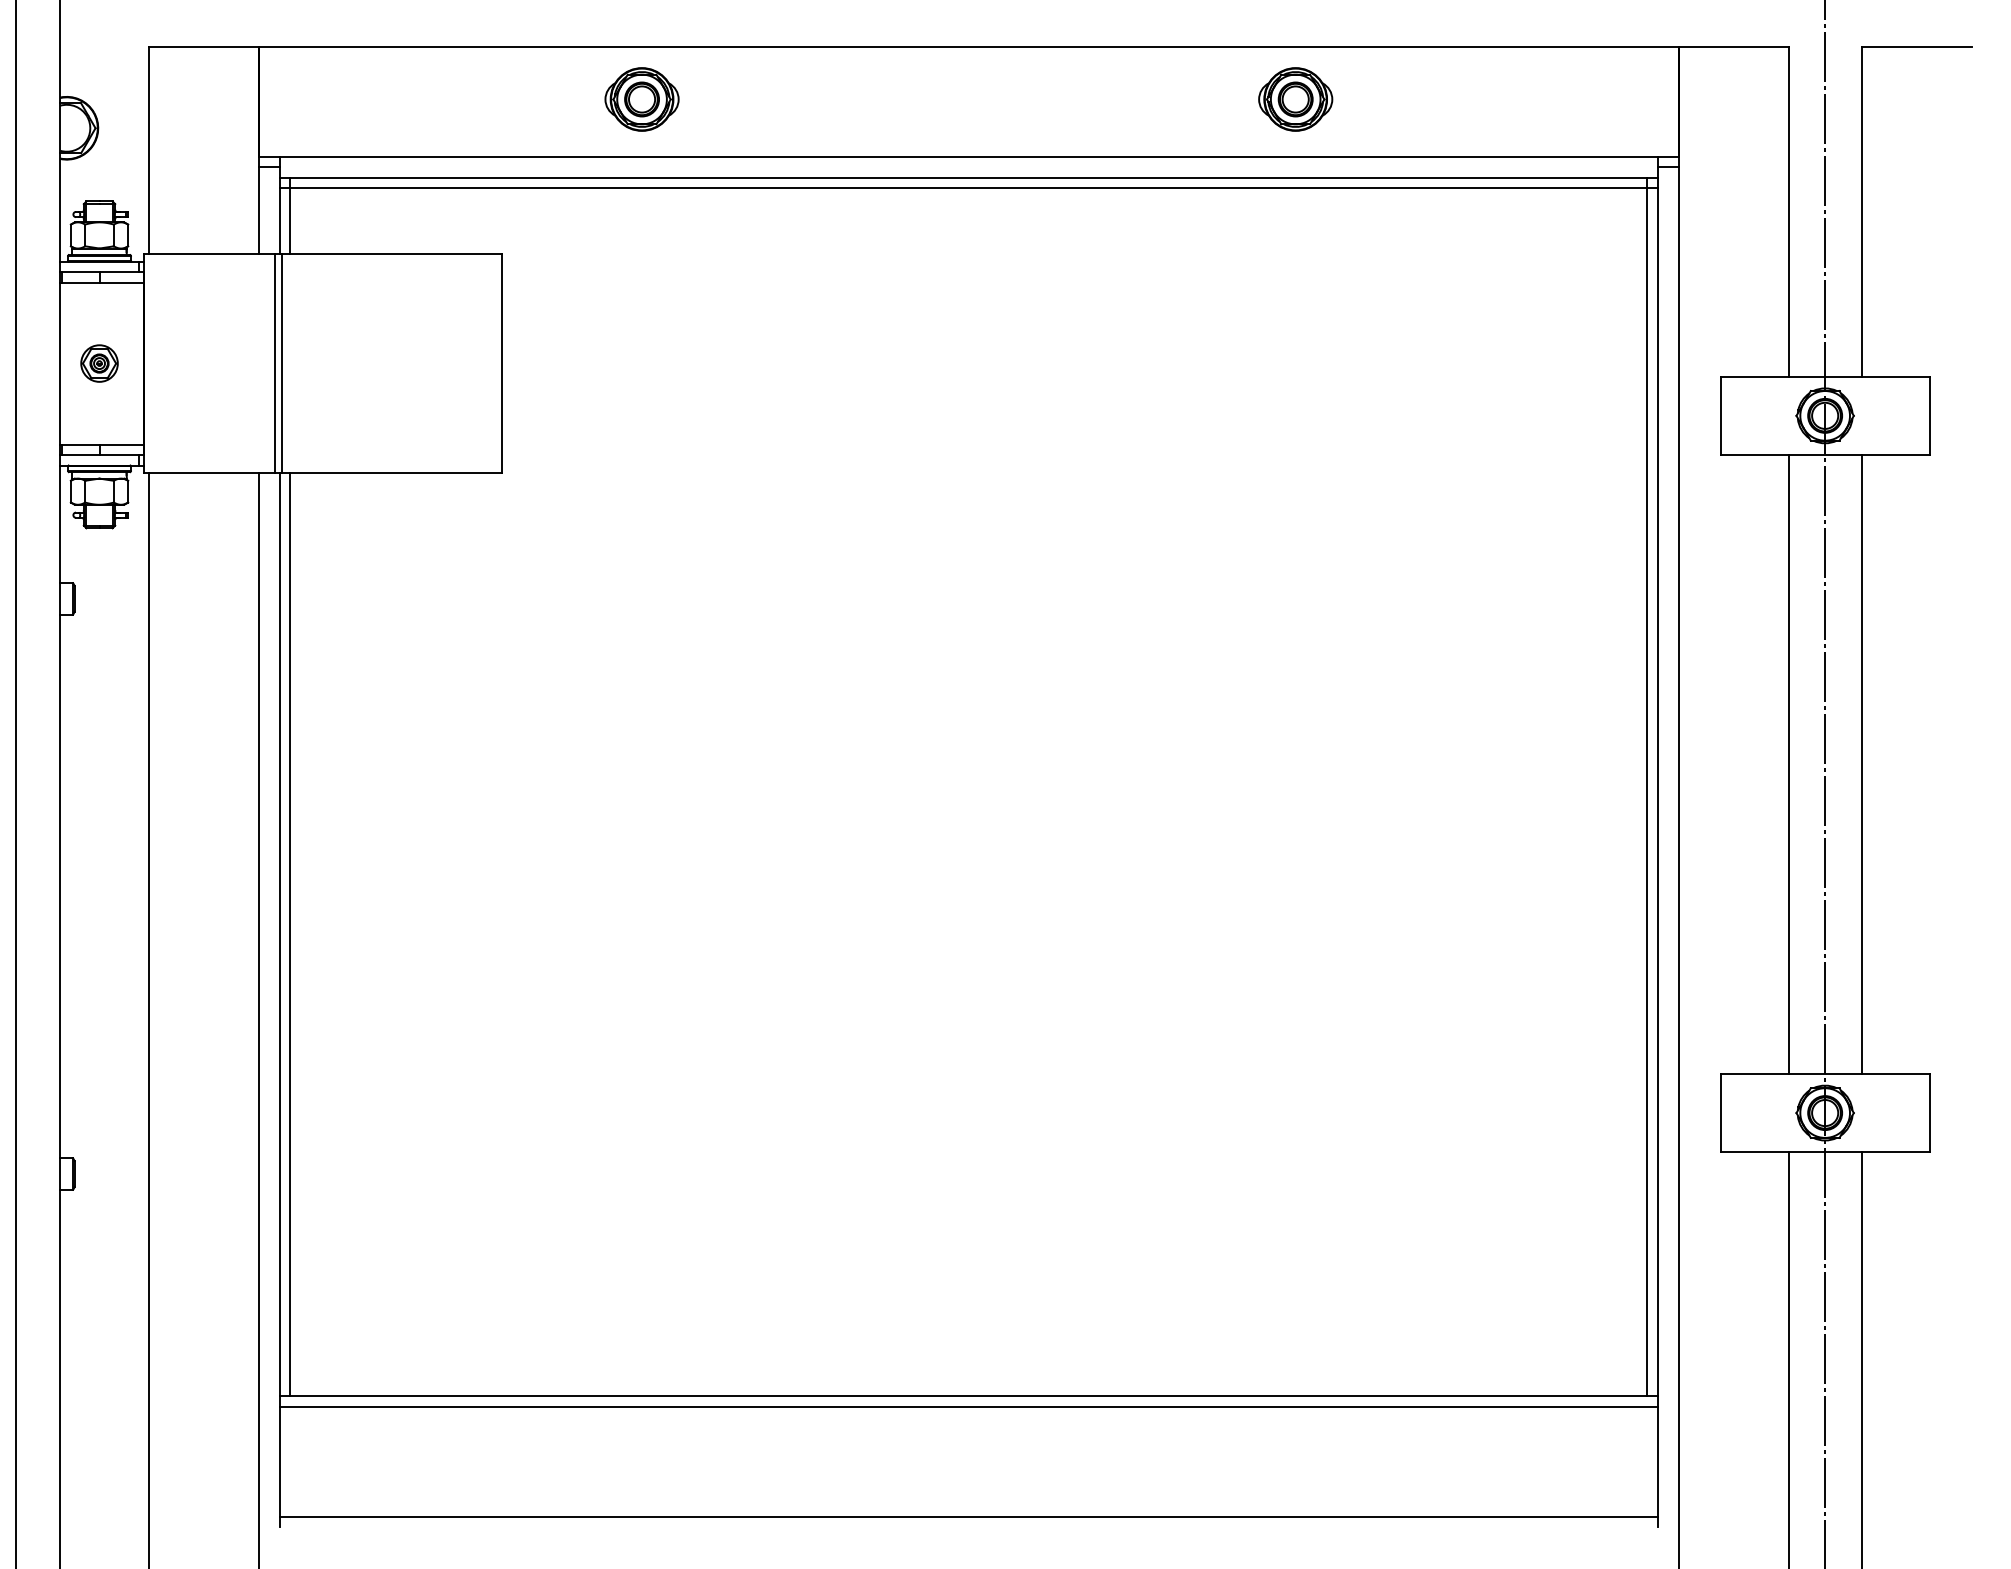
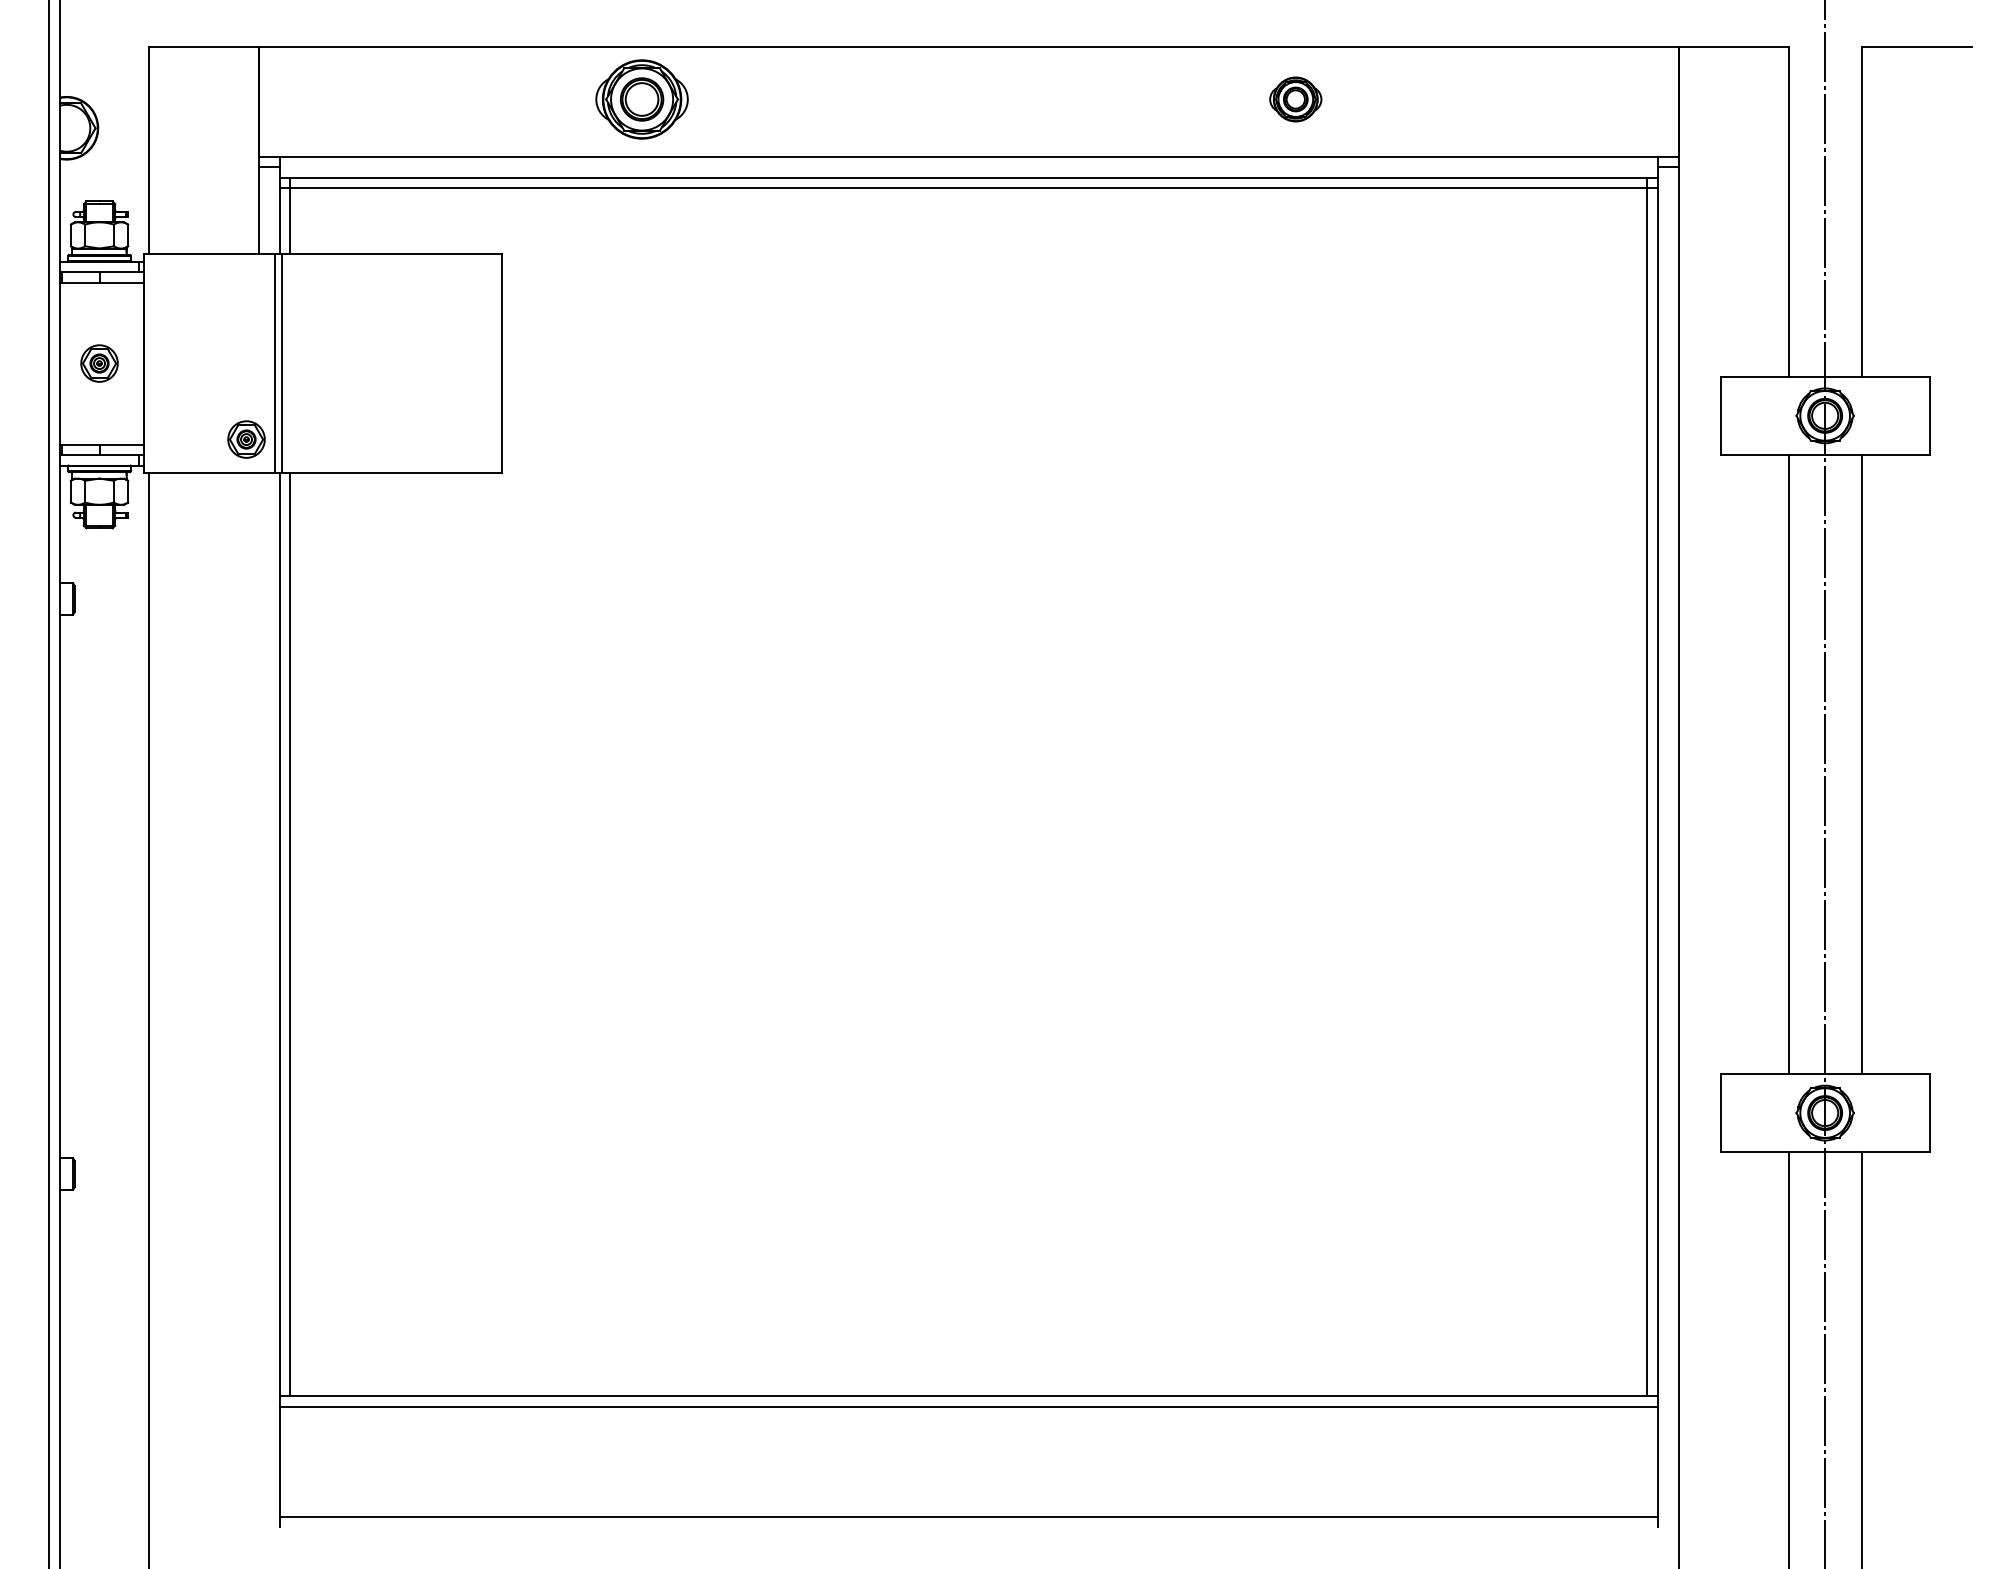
part size: 76x65 px -> 94x81 px (641, 99)
part size: 76x65 px -> 54x47 px (1295, 99)
part: none -> present (246, 439)
line position: (15, 783) -> (48, 783) (48, 783)
line: present -> none (259, 1019)
